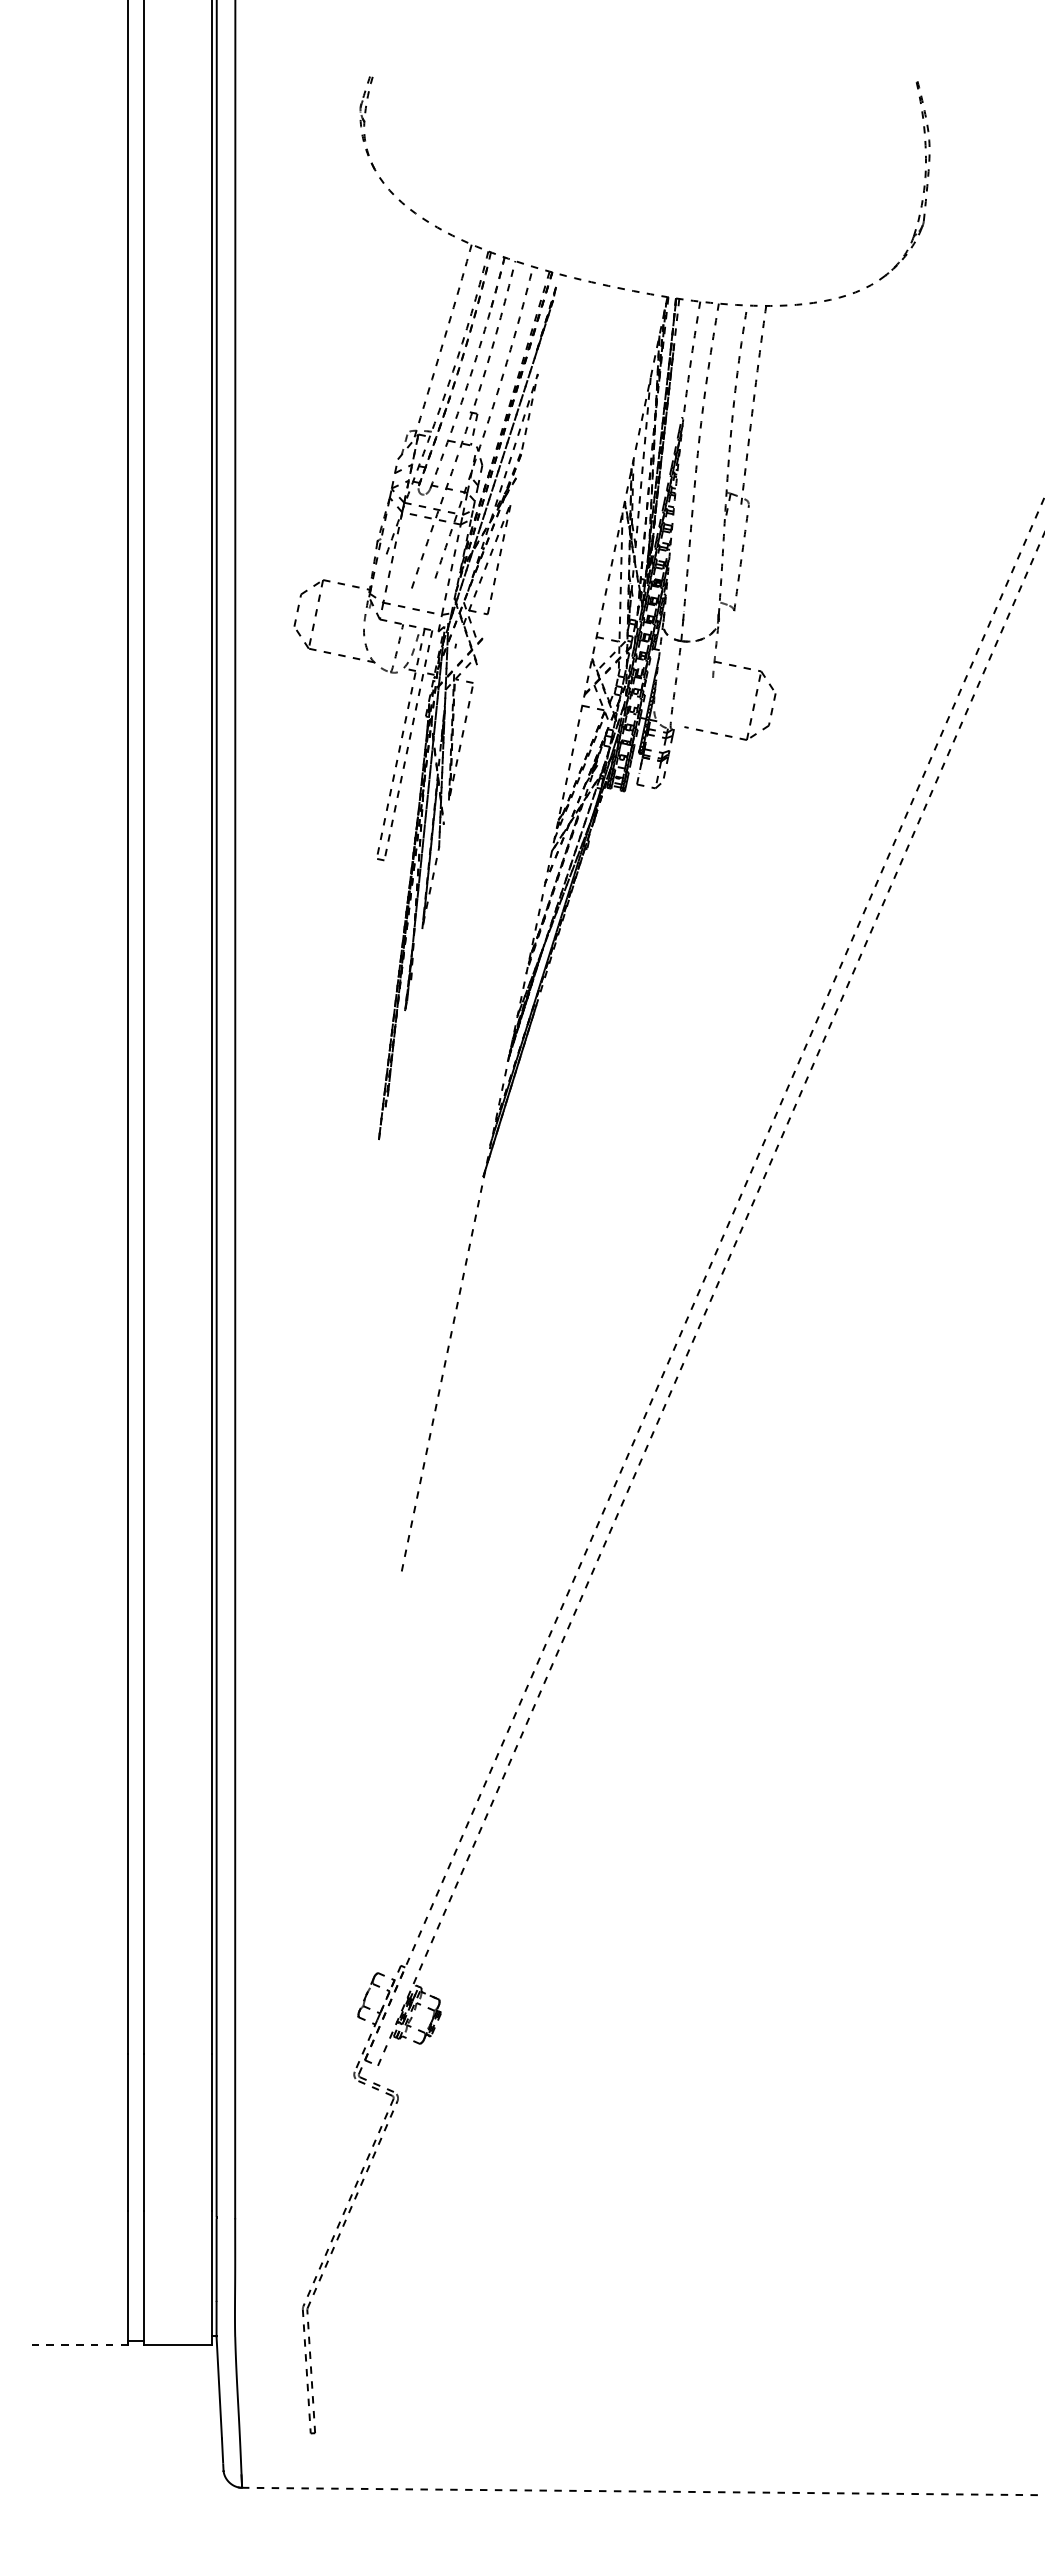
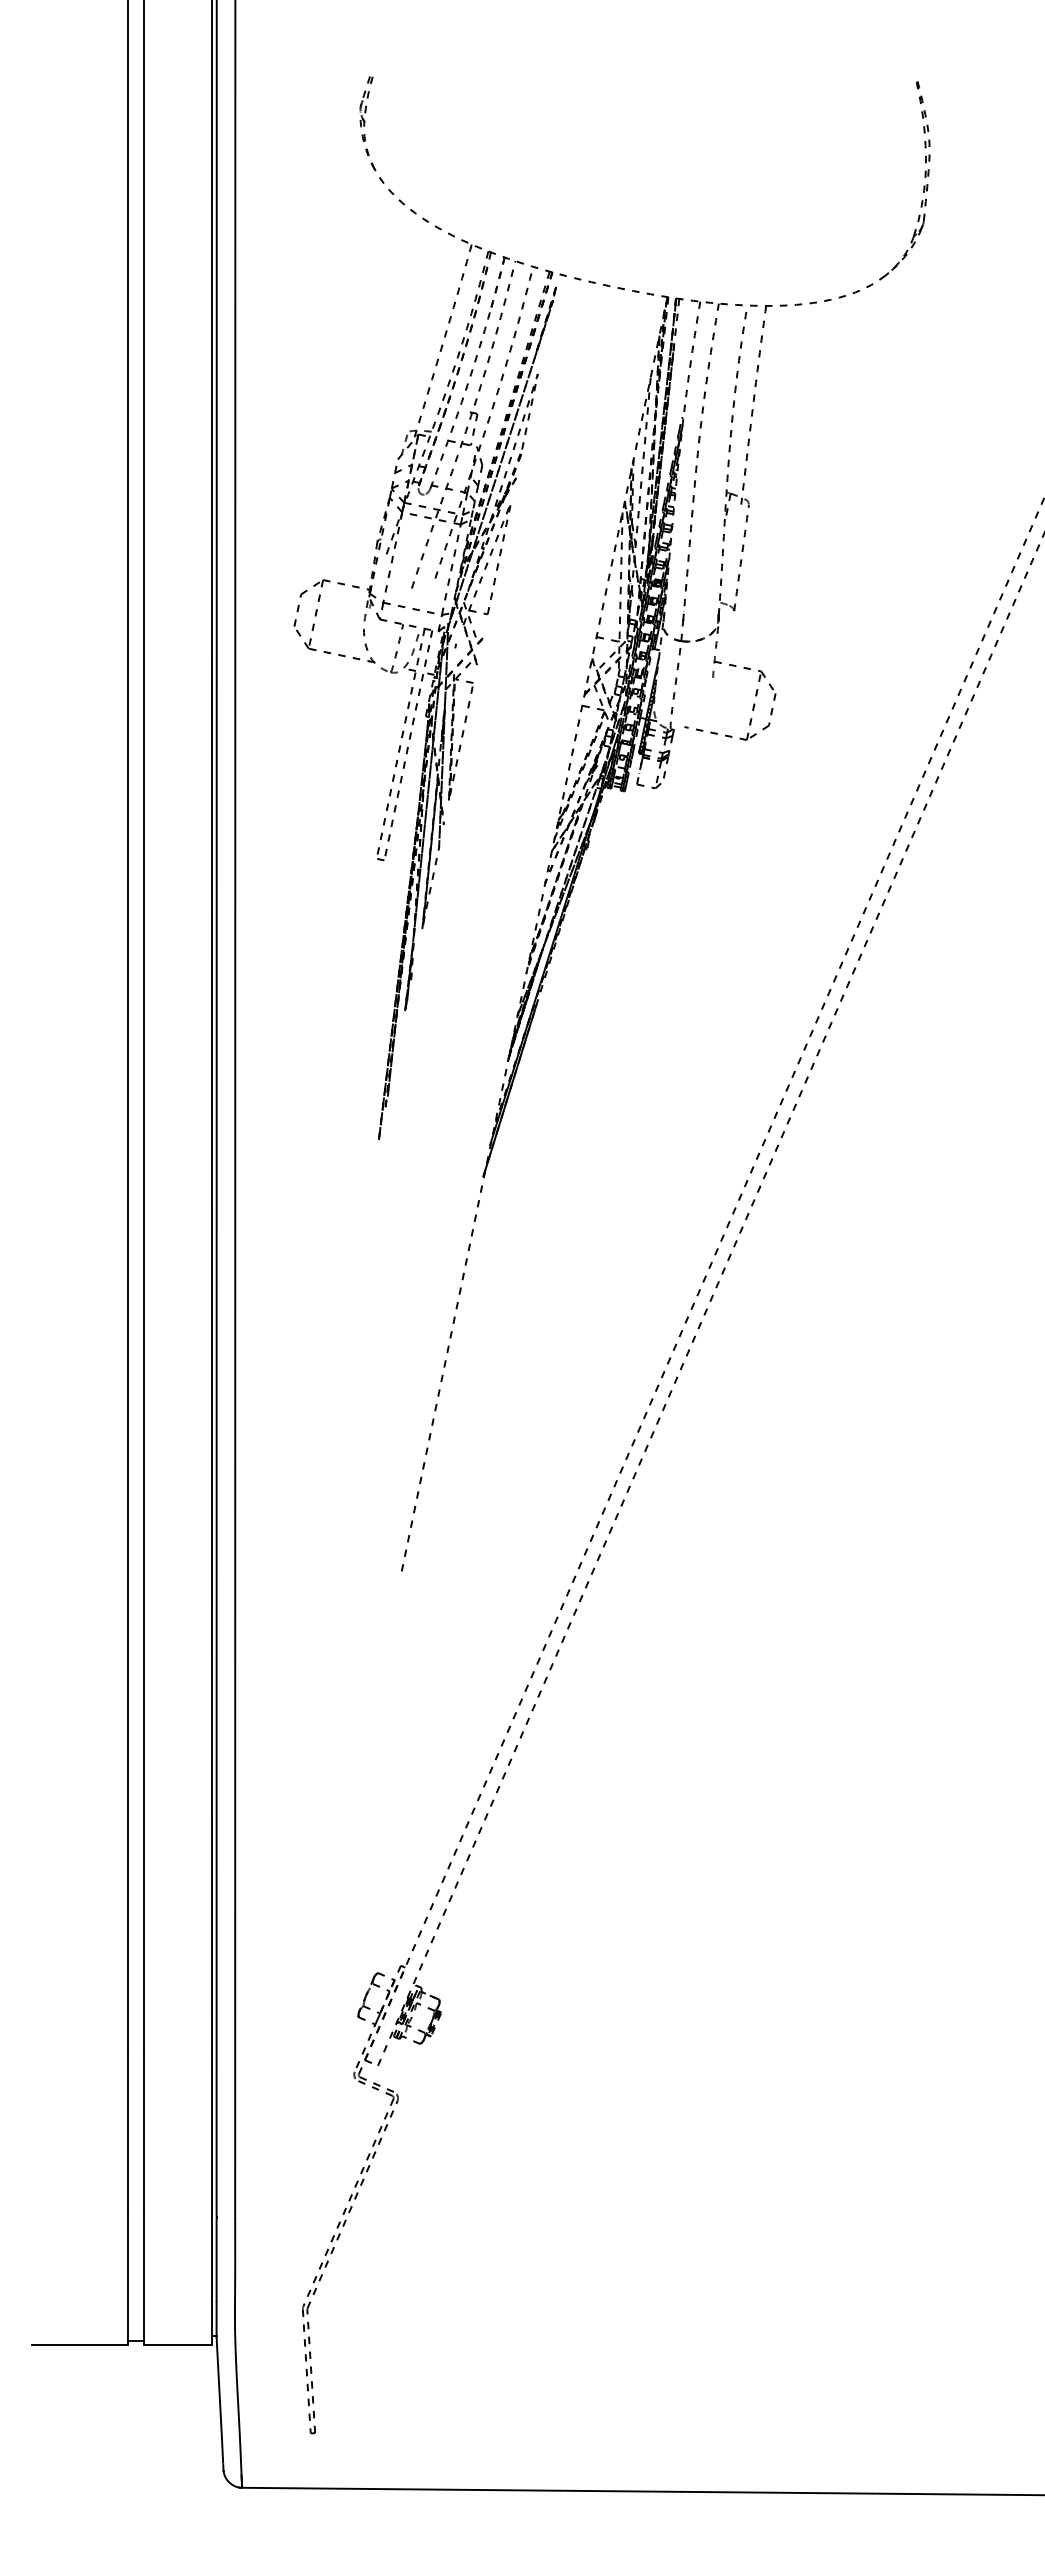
line: dashed -> solid (80, 2345)
line: dashed -> solid (643, 2491)
